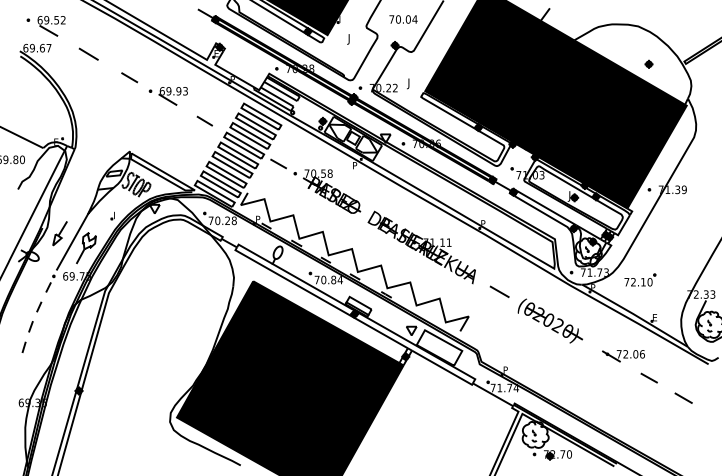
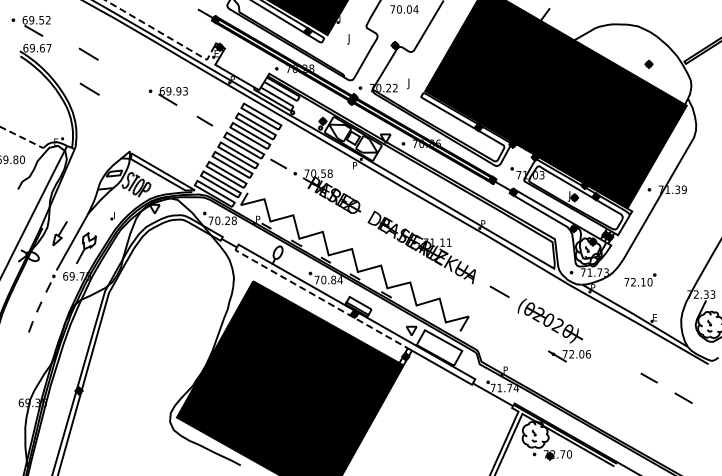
text position: (403, 19) -> (404, 9) (404, 9)
part position: (45, 26) -> (30, 26) (30, 26)
line: solid -> dashed (163, 34)
line: present -> none (129, 77)
line: none -> present (89, 88)
line: solid -> dashed (21, 137)
line: solid -> dashed (319, 298)
line: present -> none (23, 346)
part position: (623, 356) -> (569, 356) (569, 356)
